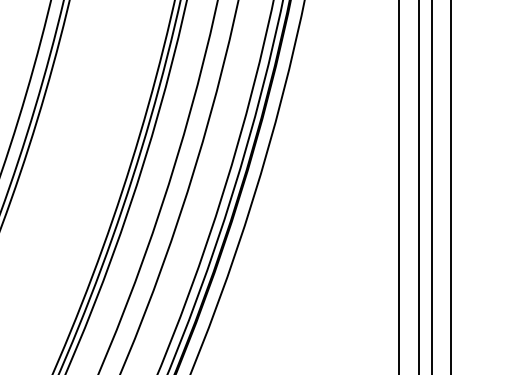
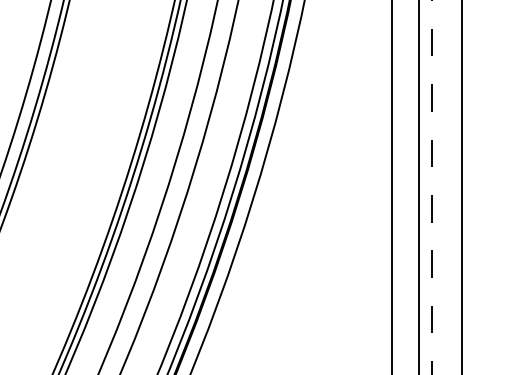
line position: (399, 186) -> (392, 186) (392, 186)
line position: (451, 186) -> (462, 186) (462, 186)
line: solid -> dashed (431, 187)
